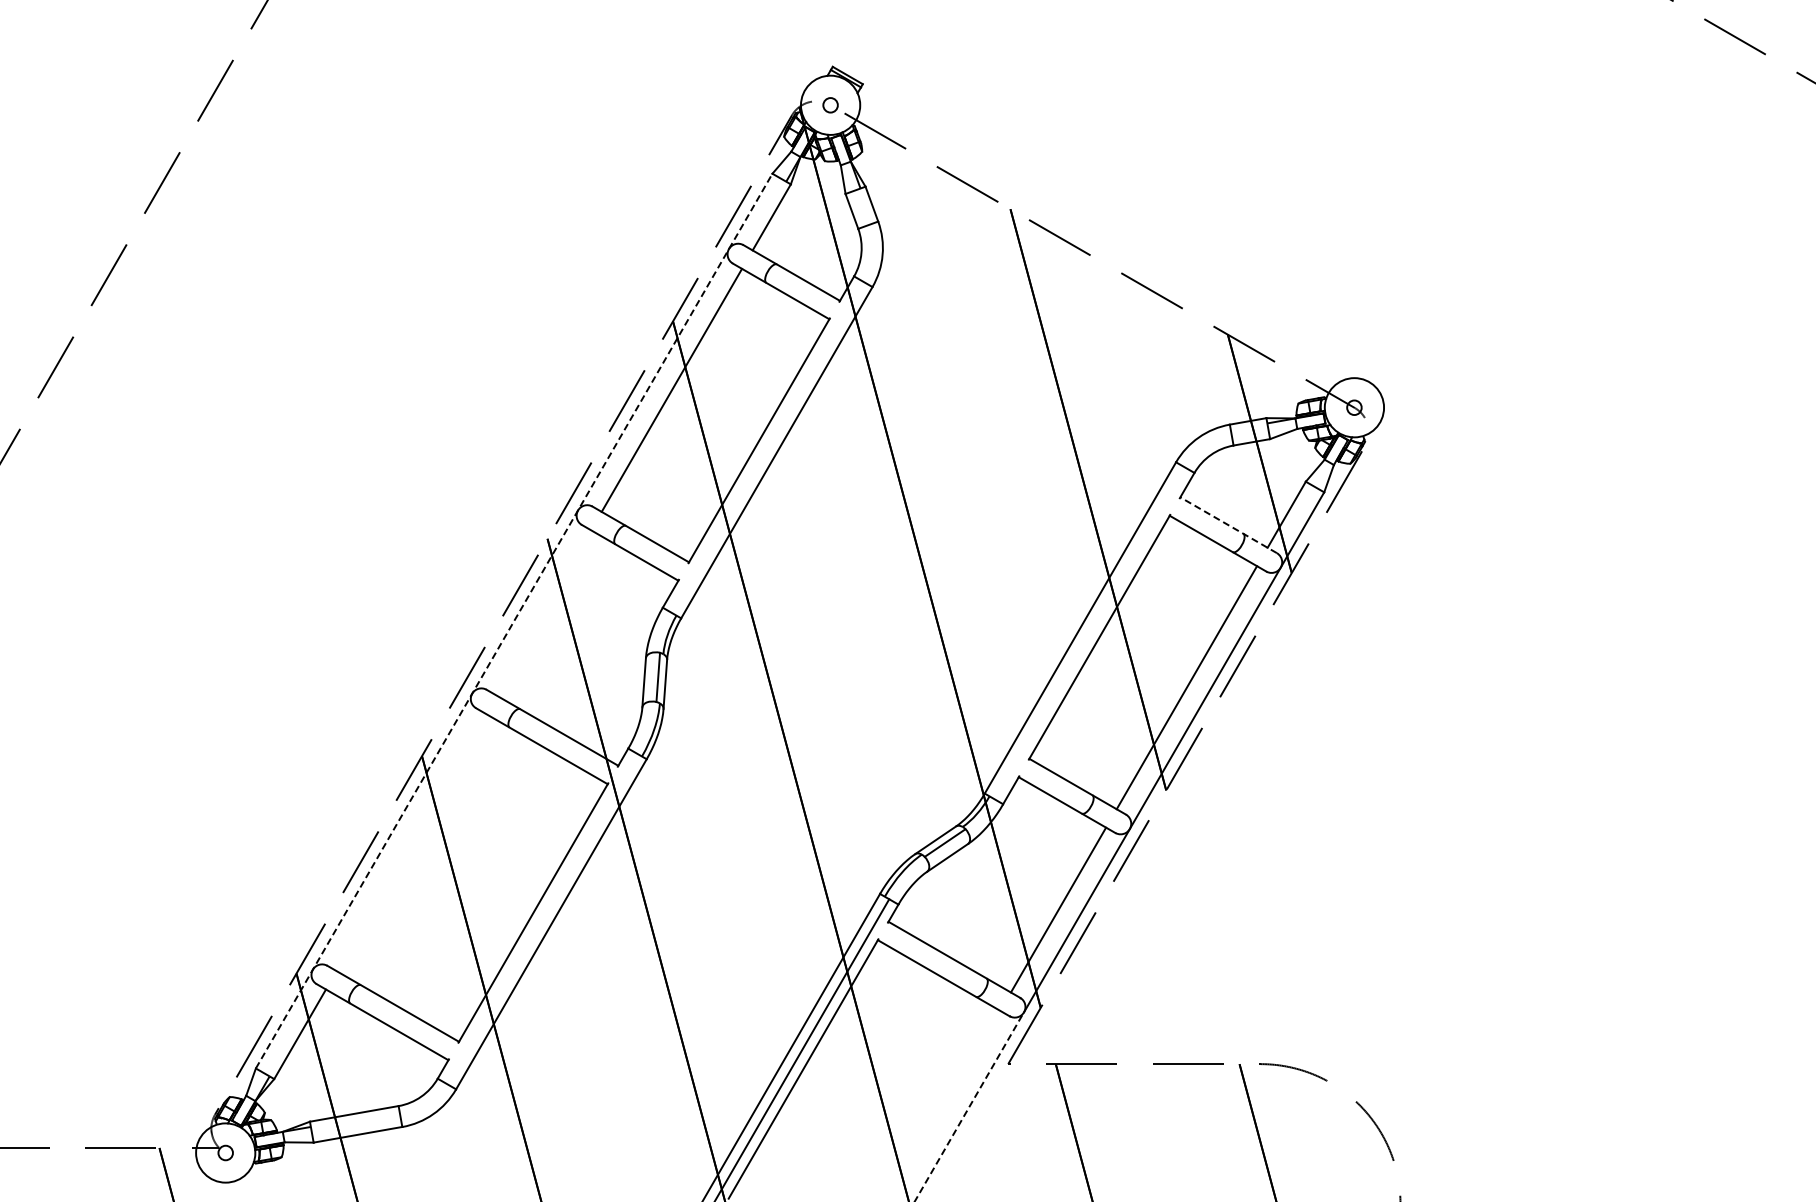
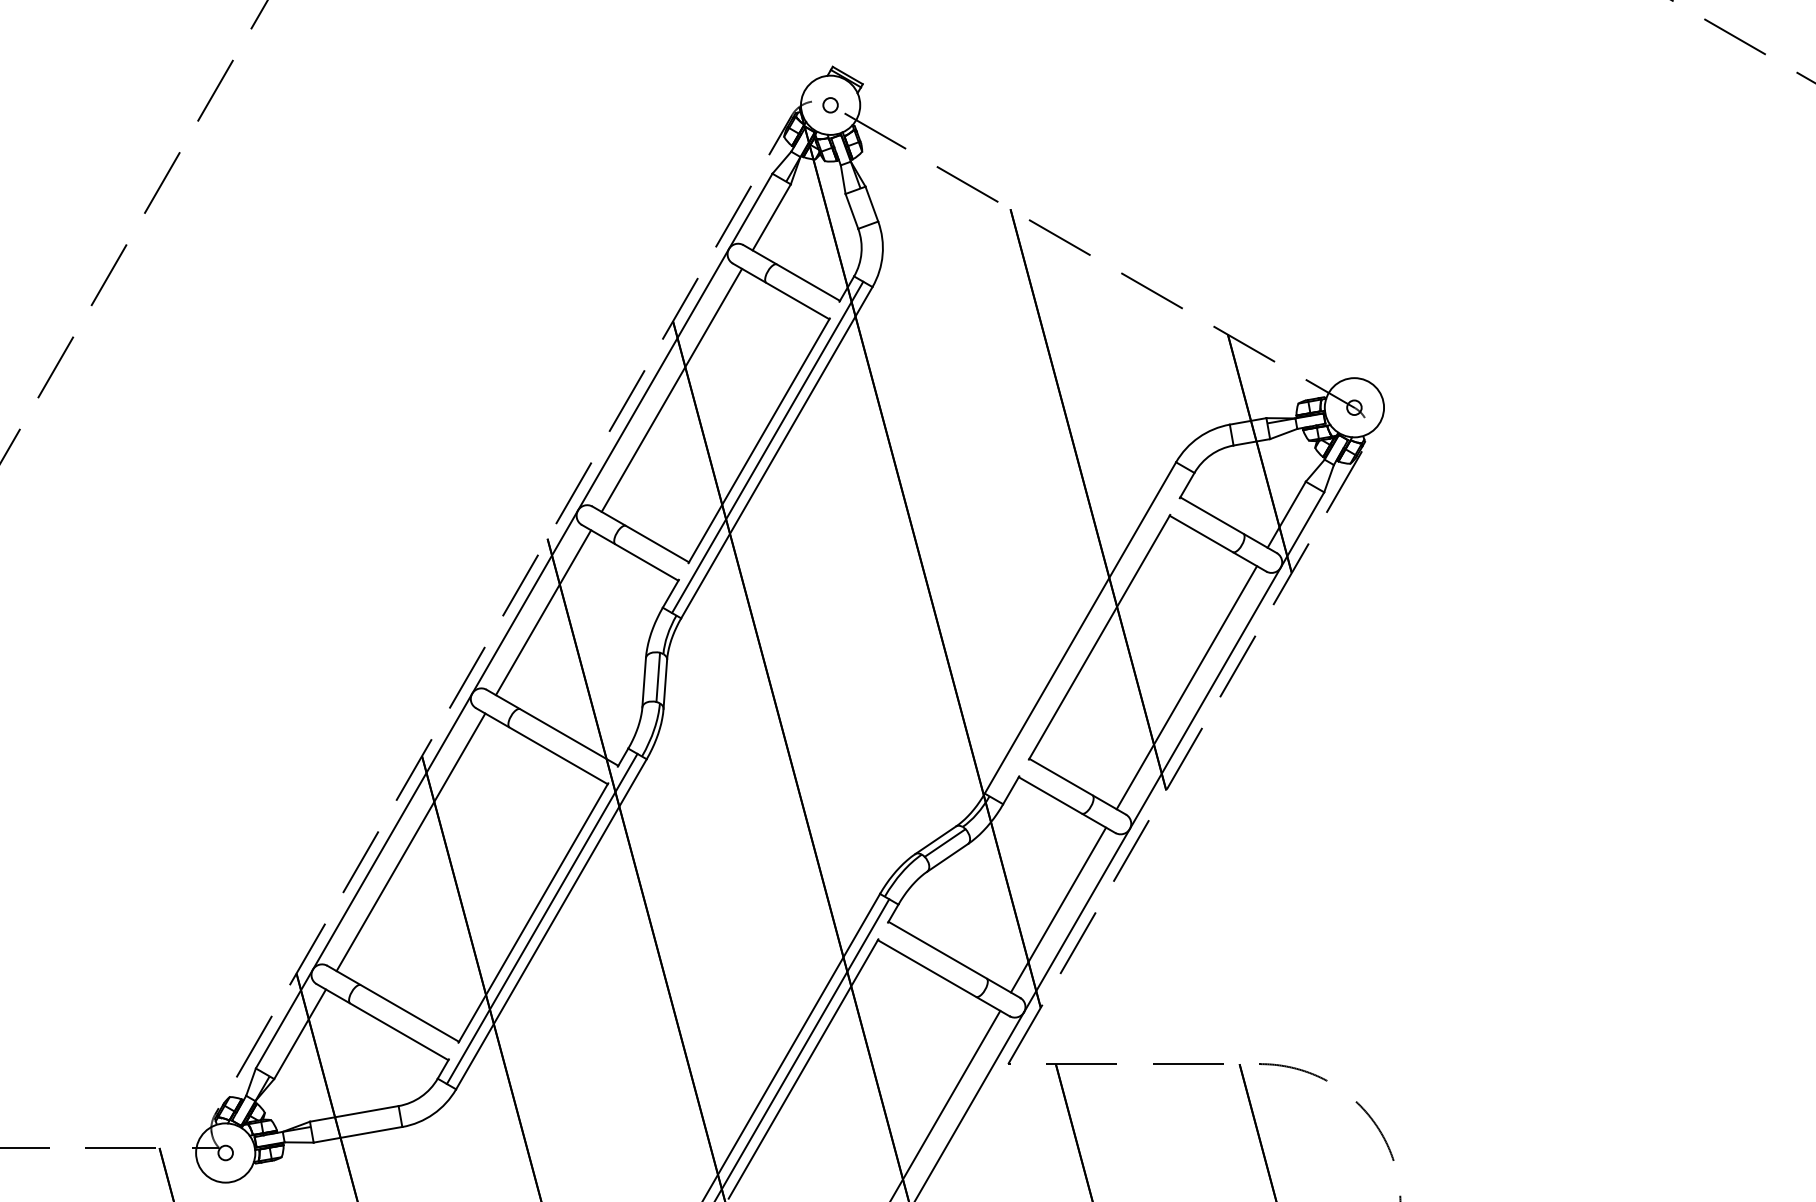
line: none -> present (767, 447)
line: dashed -> solid (1228, 525)
line: none -> present (543, 612)
line: dashed -> solid (514, 621)
line: none -> present (410, 842)
line: none -> present (541, 918)
line: none -> present (946, 1104)
line: dashed -> solid (969, 1106)
